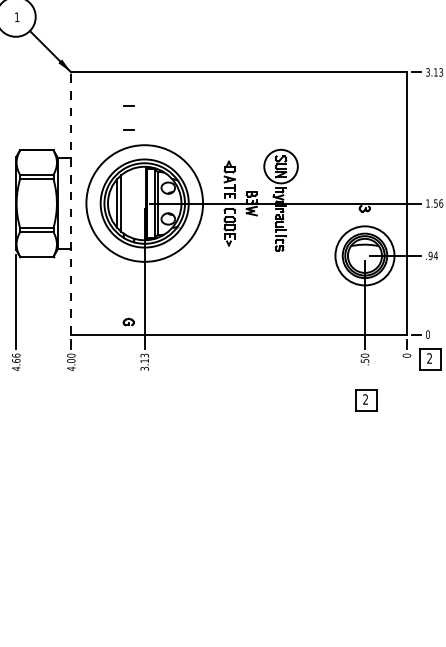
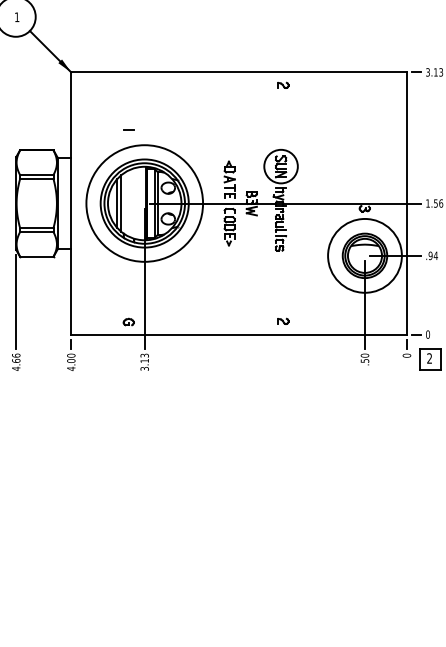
part: none -> present (283, 84)
line: present -> none (128, 105)
line: dashed -> solid (71, 203)
circle diameter: 59 px -> 74 px (364, 255)
part: none -> present (283, 320)
part: present -> none (366, 400)
